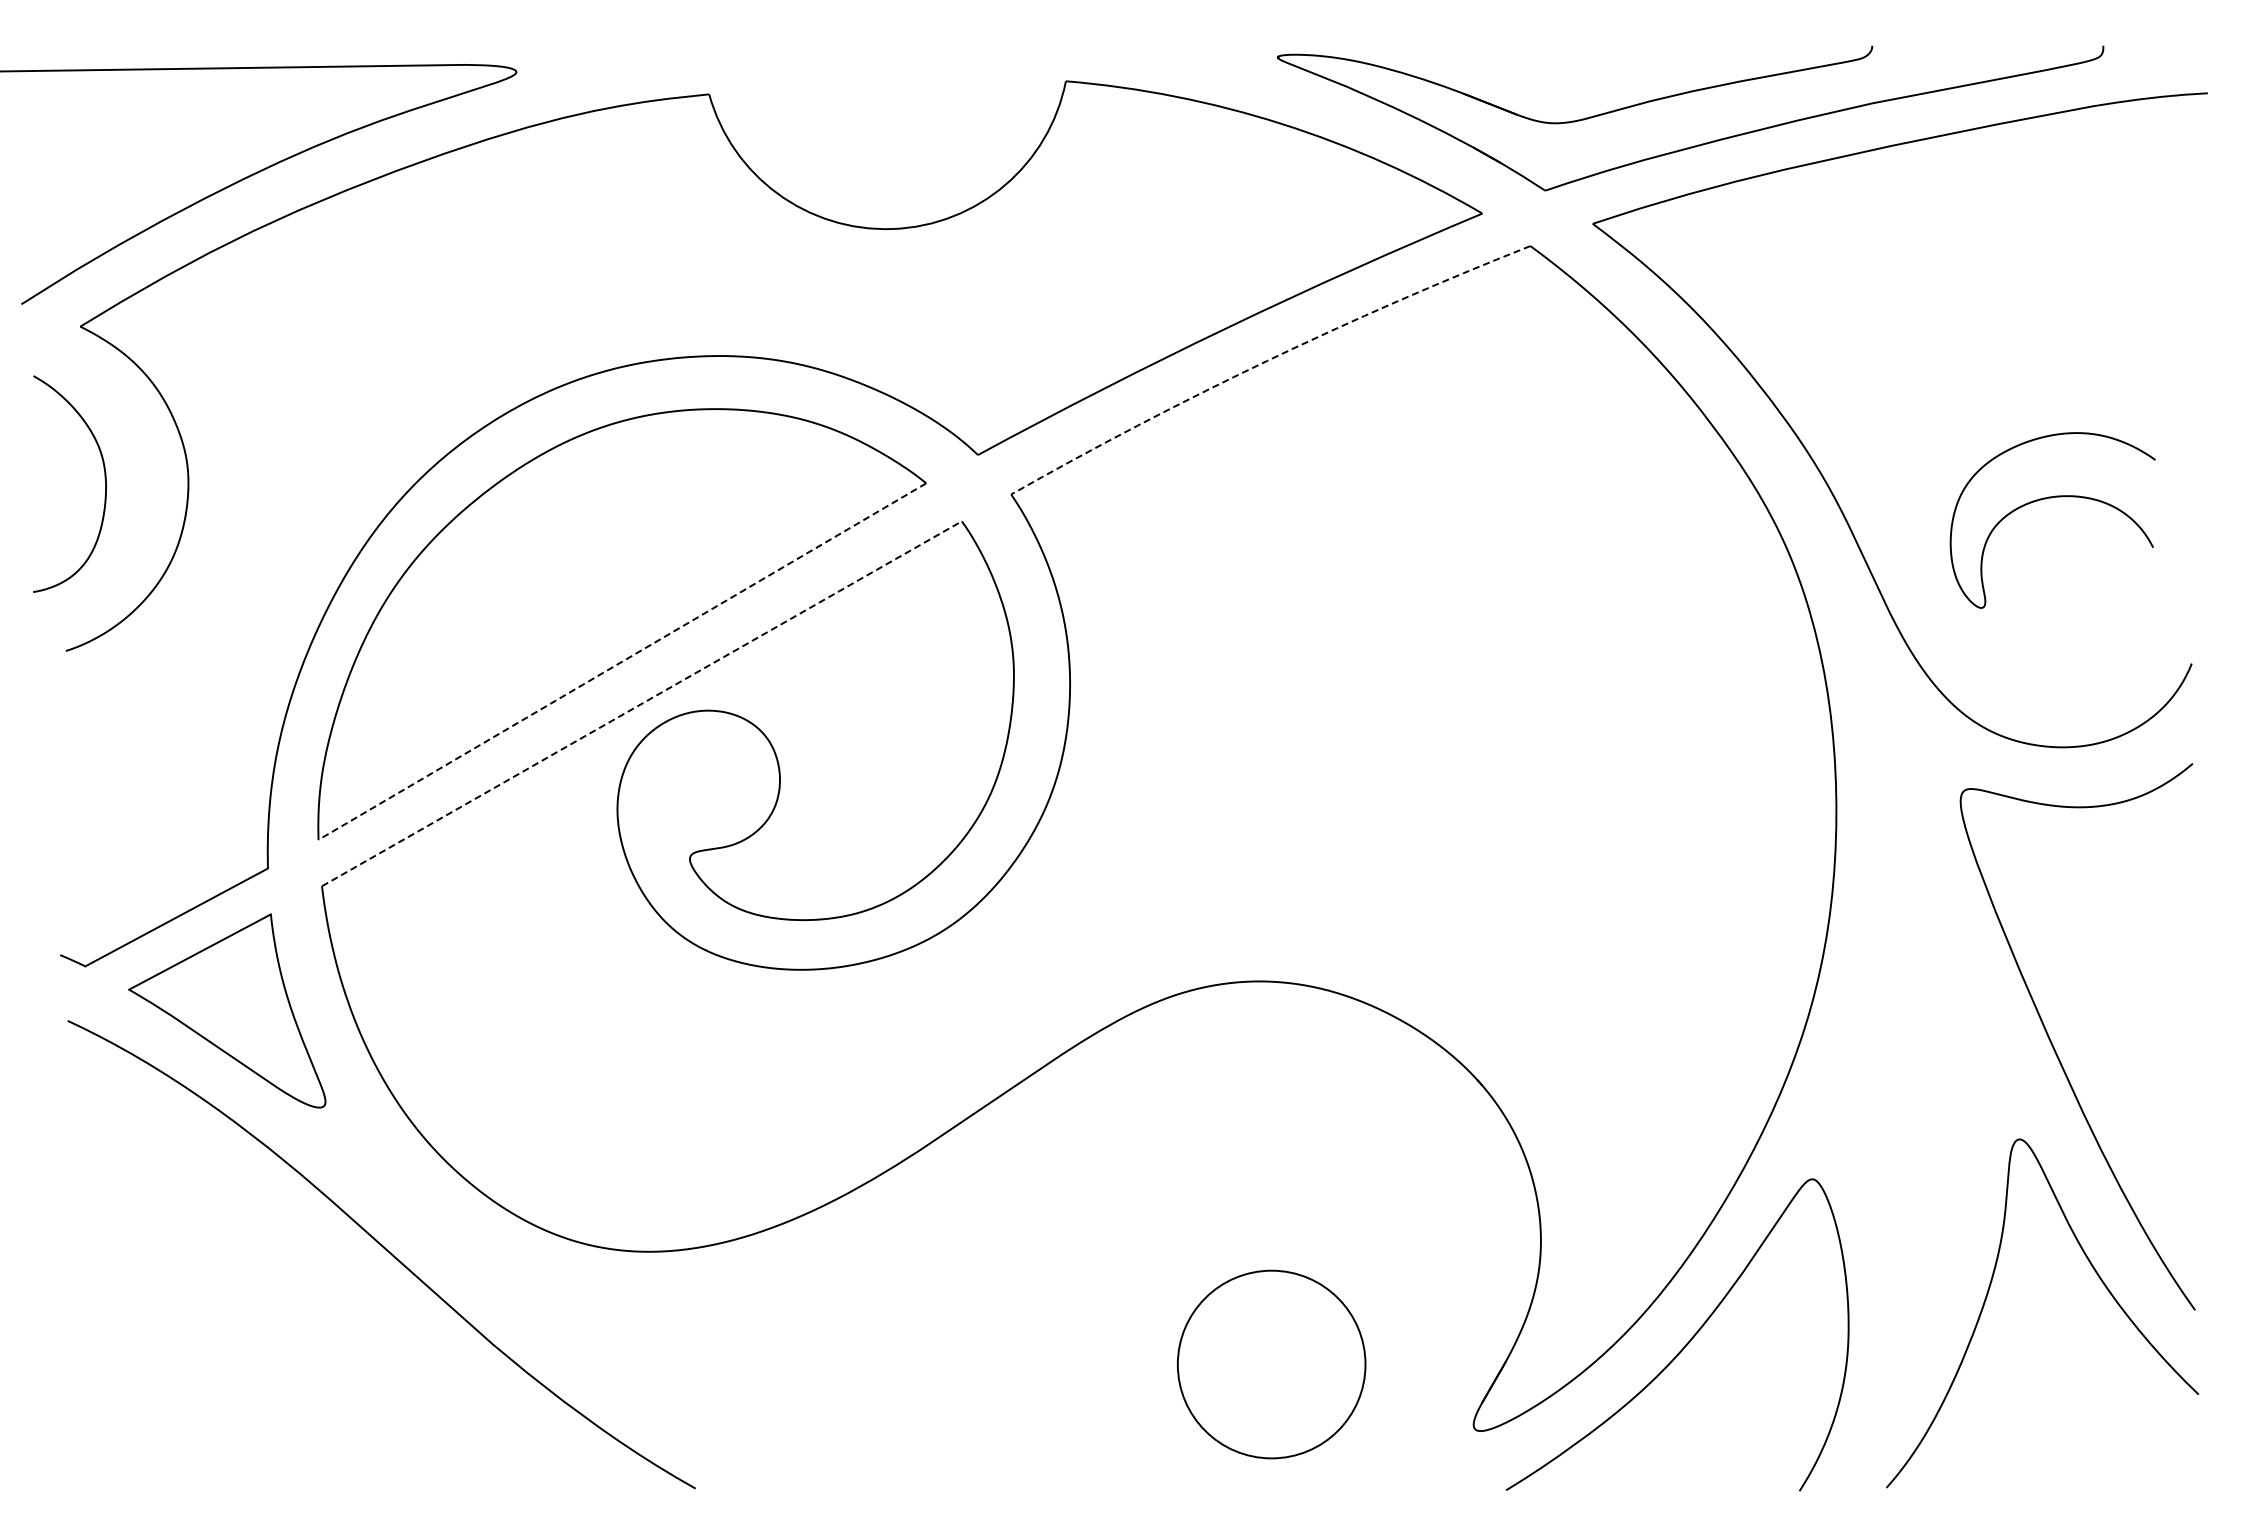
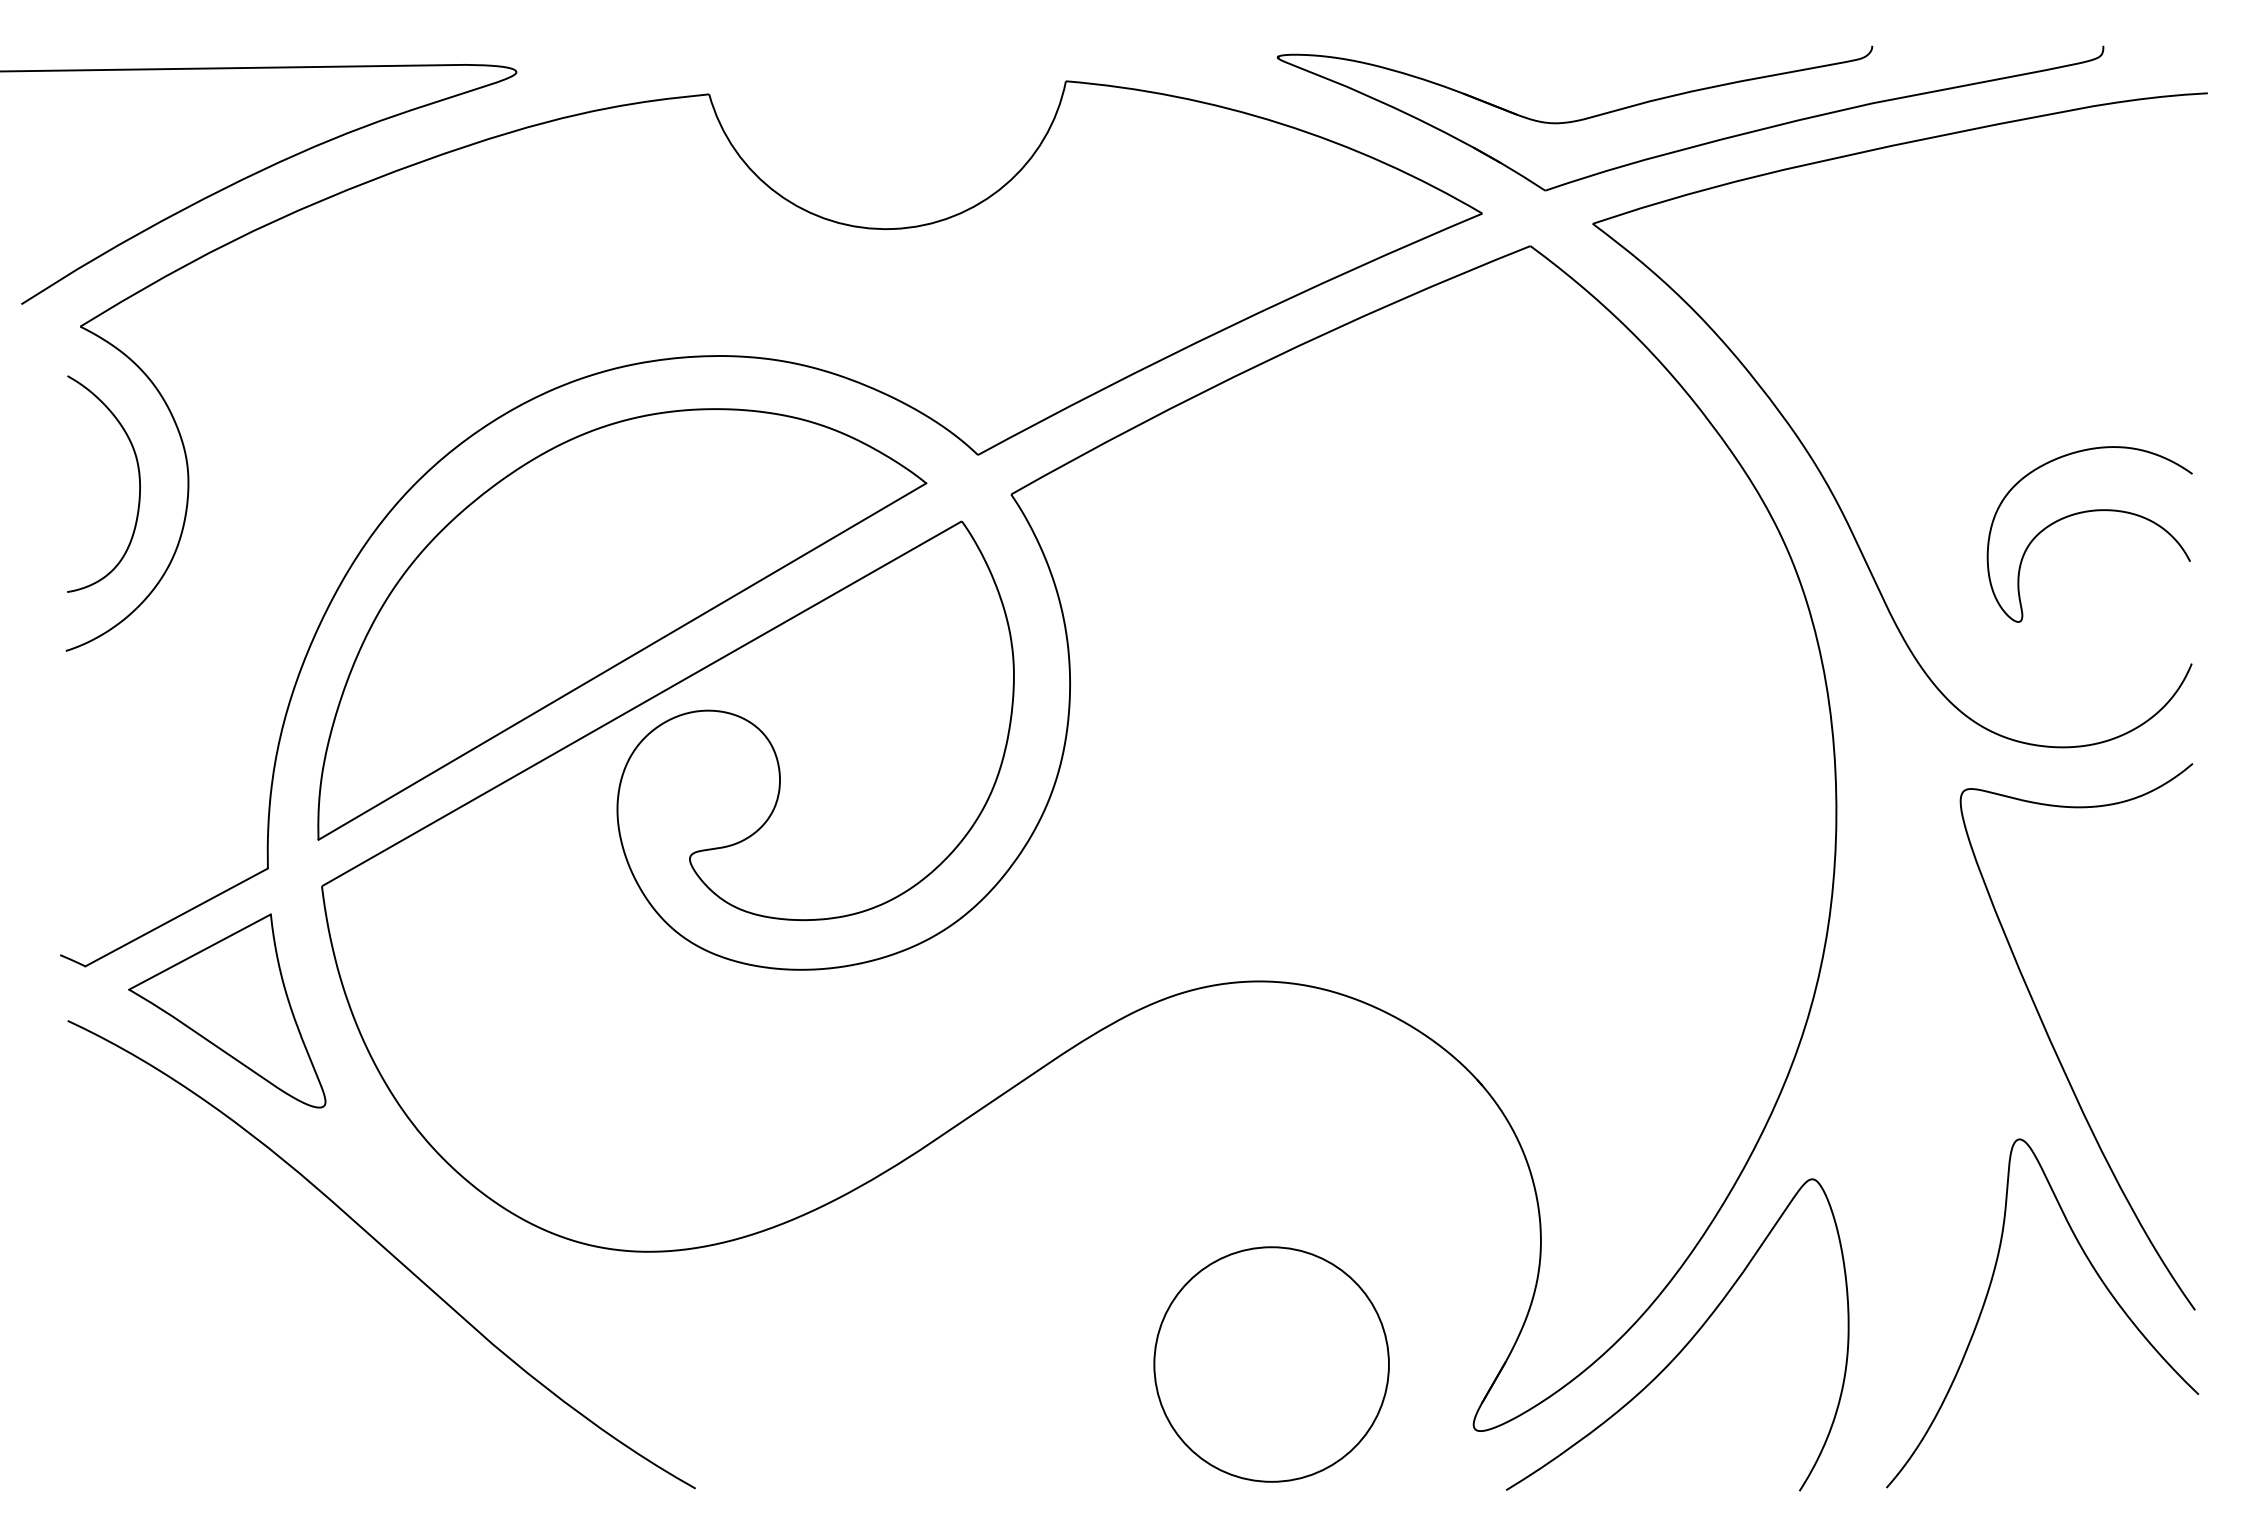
arc: dashed -> solid (1266, 361)
curve position: (104, 478) -> (138, 478) (138, 478)
curve position: (2046, 499) -> (2083, 513) (2083, 513)
line: dashed -> solid (621, 661)
line: dashed -> solid (642, 703)
circle diameter: 188 px -> 235 px (1271, 1364)
